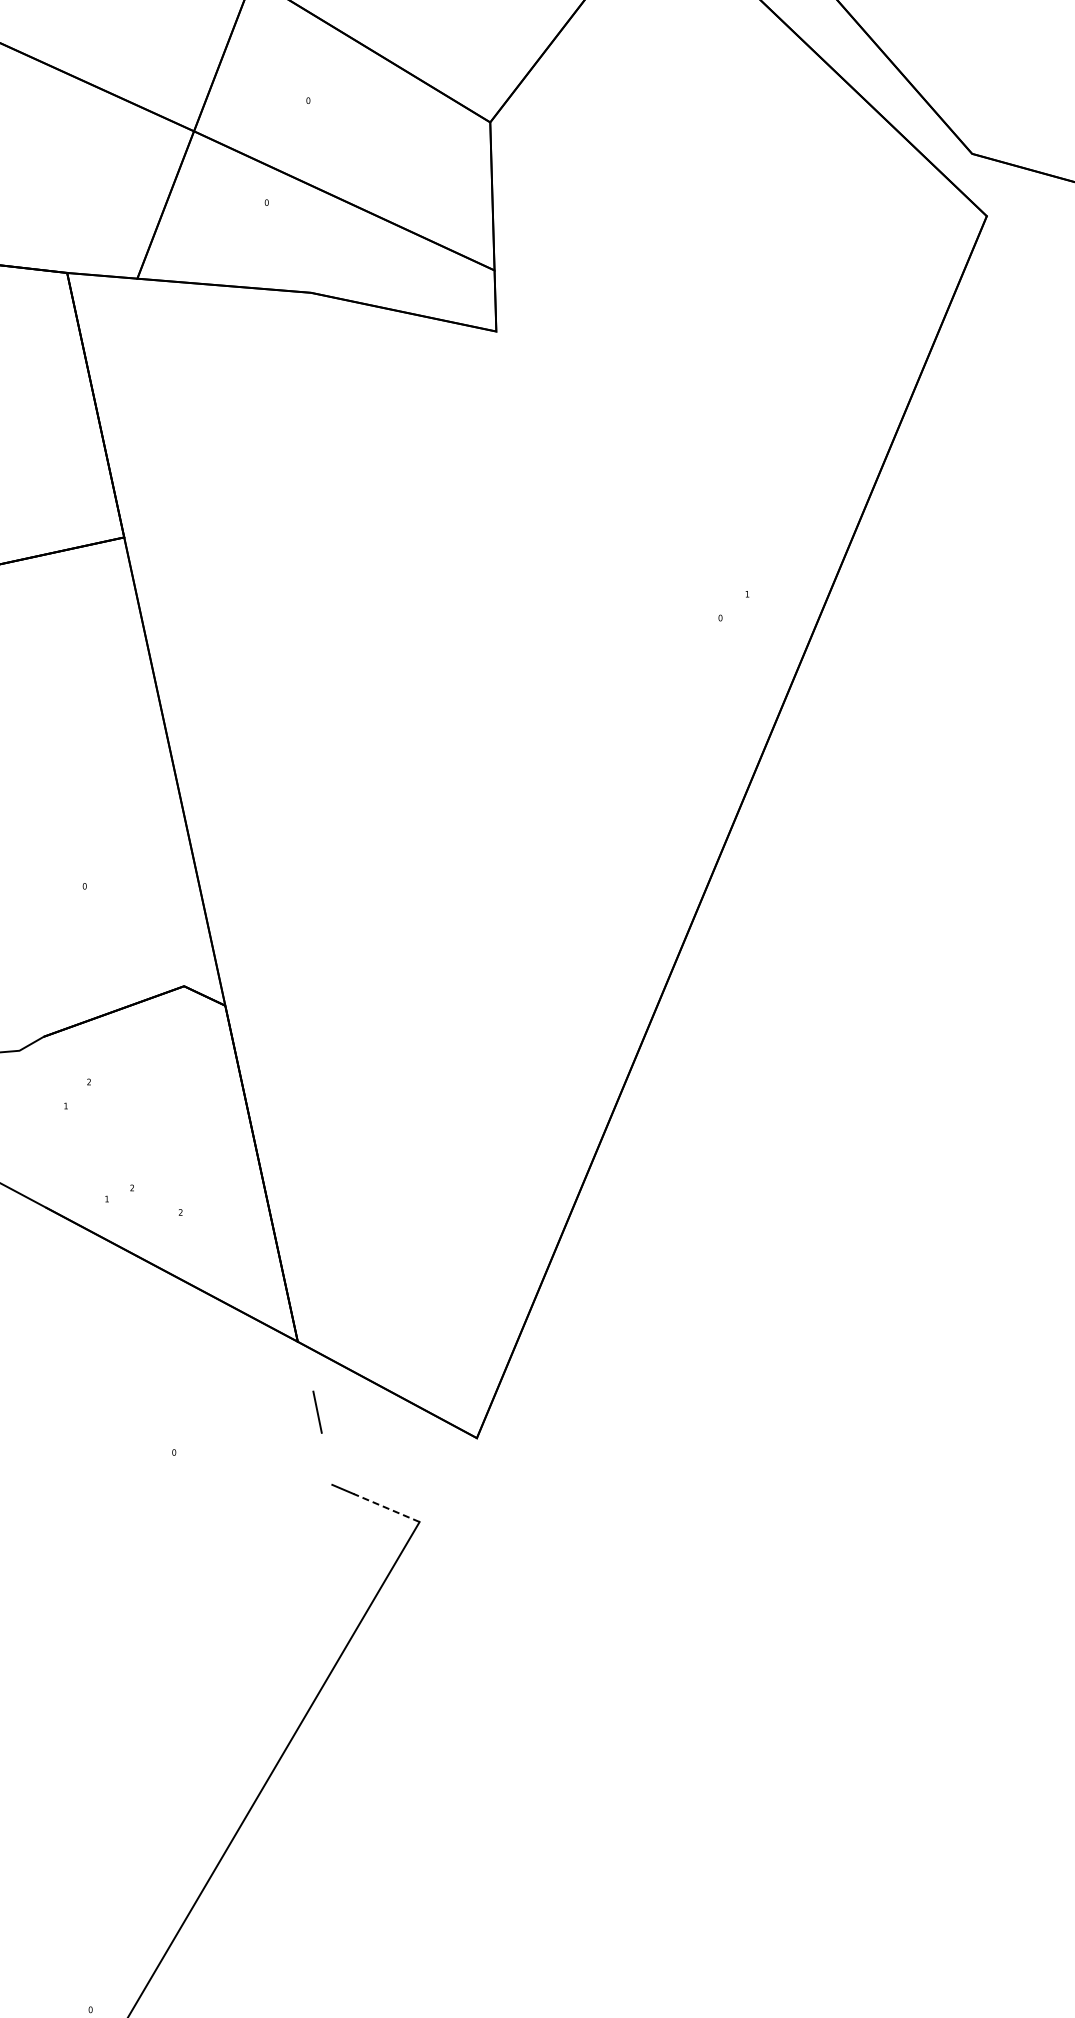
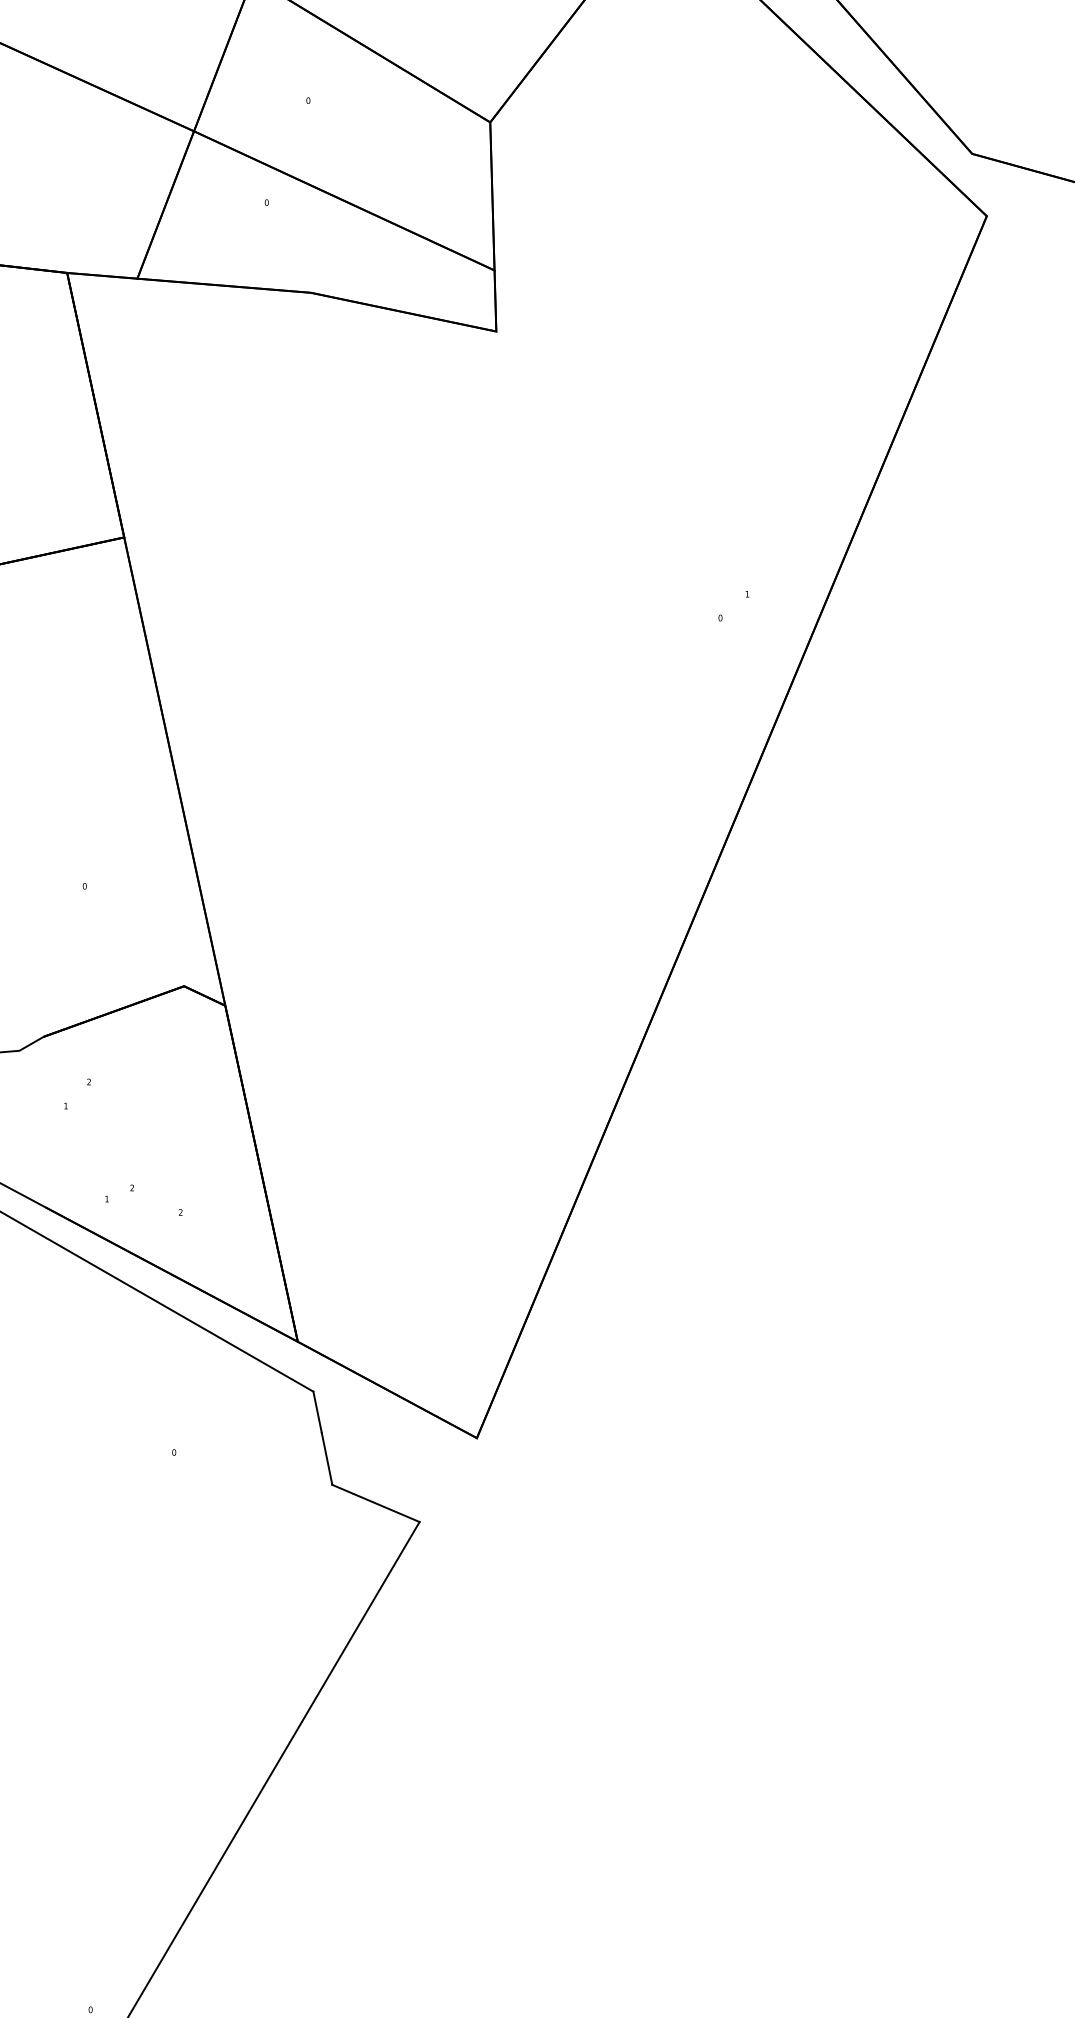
line: none -> present (157, 1302)
line: none -> present (326, 1458)
line: dashed -> solid (386, 1508)
